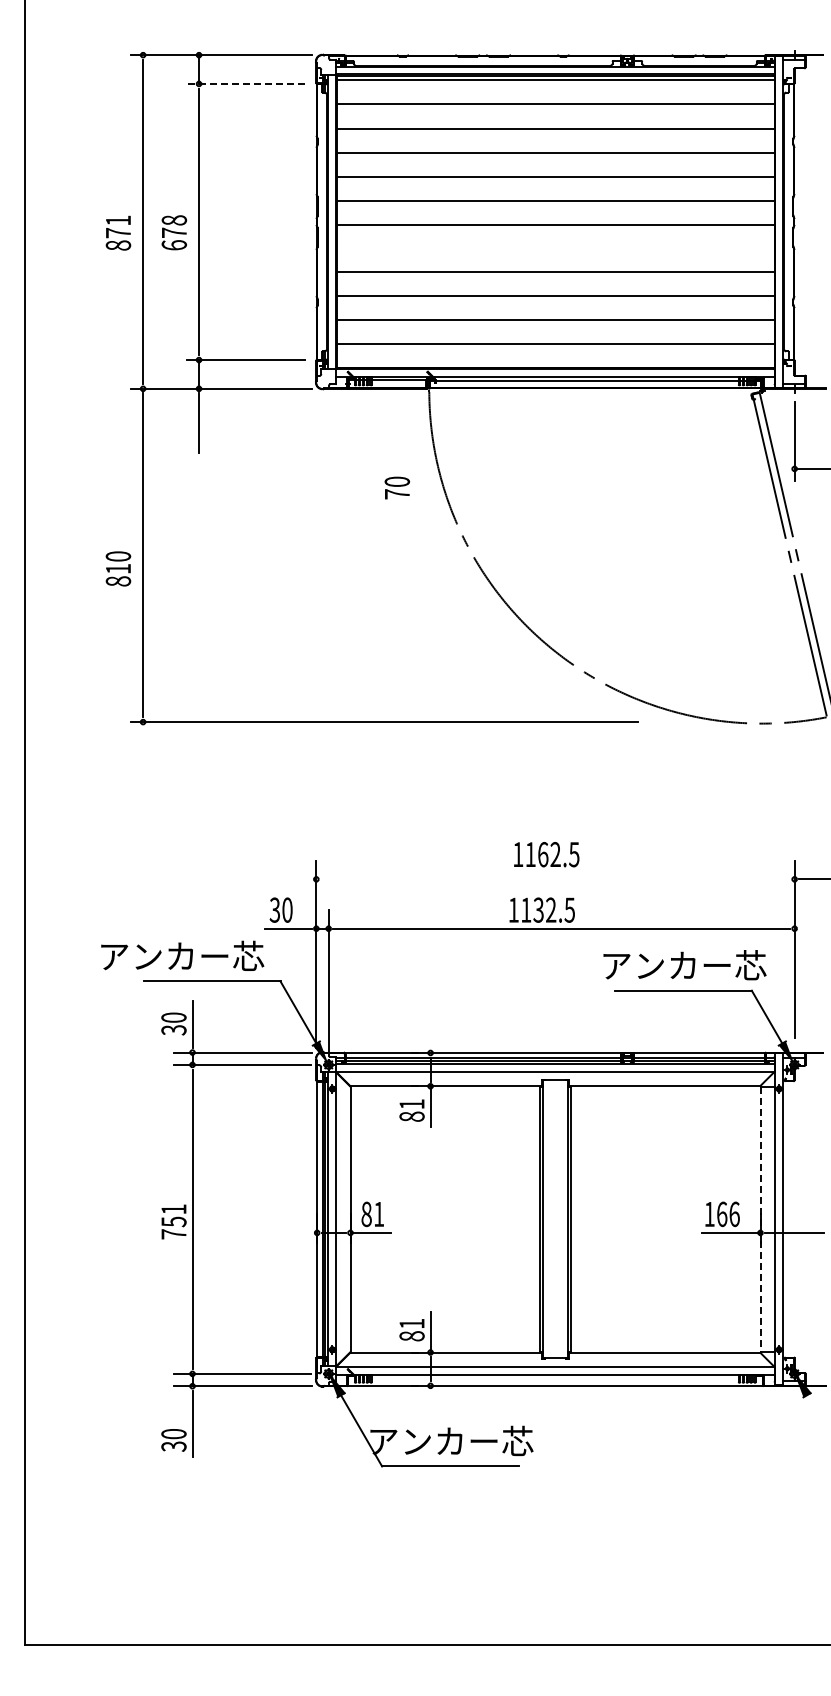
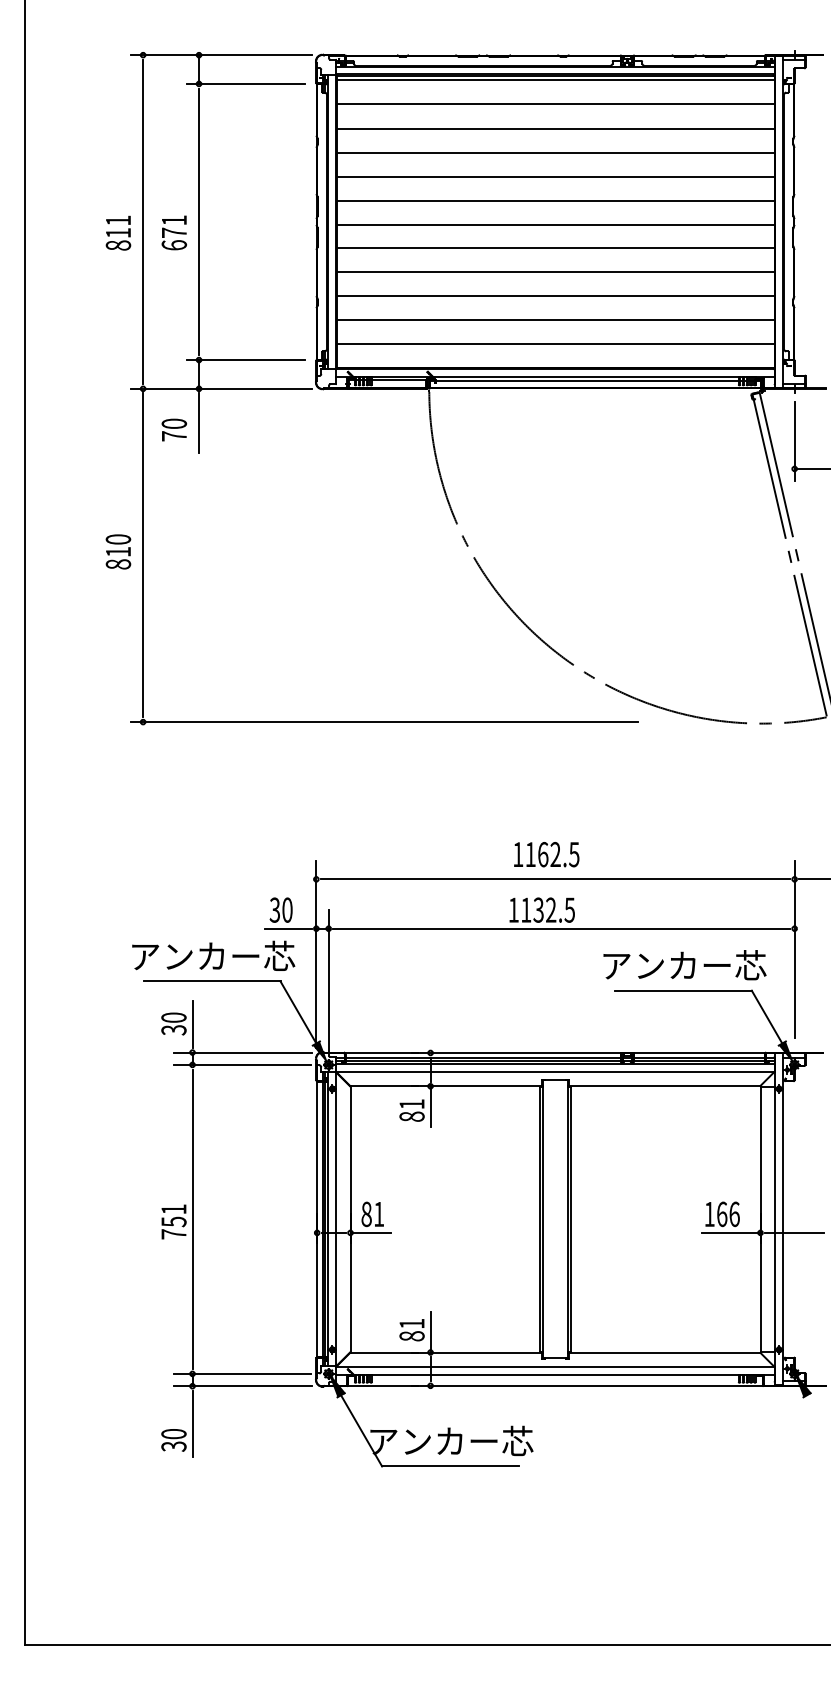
line: dashed -> solid (245, 83)
text: 678 -> 671 (174, 220)
text: 871 -> 811 (118, 233)
line: none -> present (555, 247)
text position: (397, 487) -> (174, 429) (174, 429)
text position: (118, 568) -> (118, 551) (118, 551)
line: none -> present (555, 879)
text position: (182, 955) -> (213, 955) (213, 955)
line: dashed -> solid (760, 1219)
